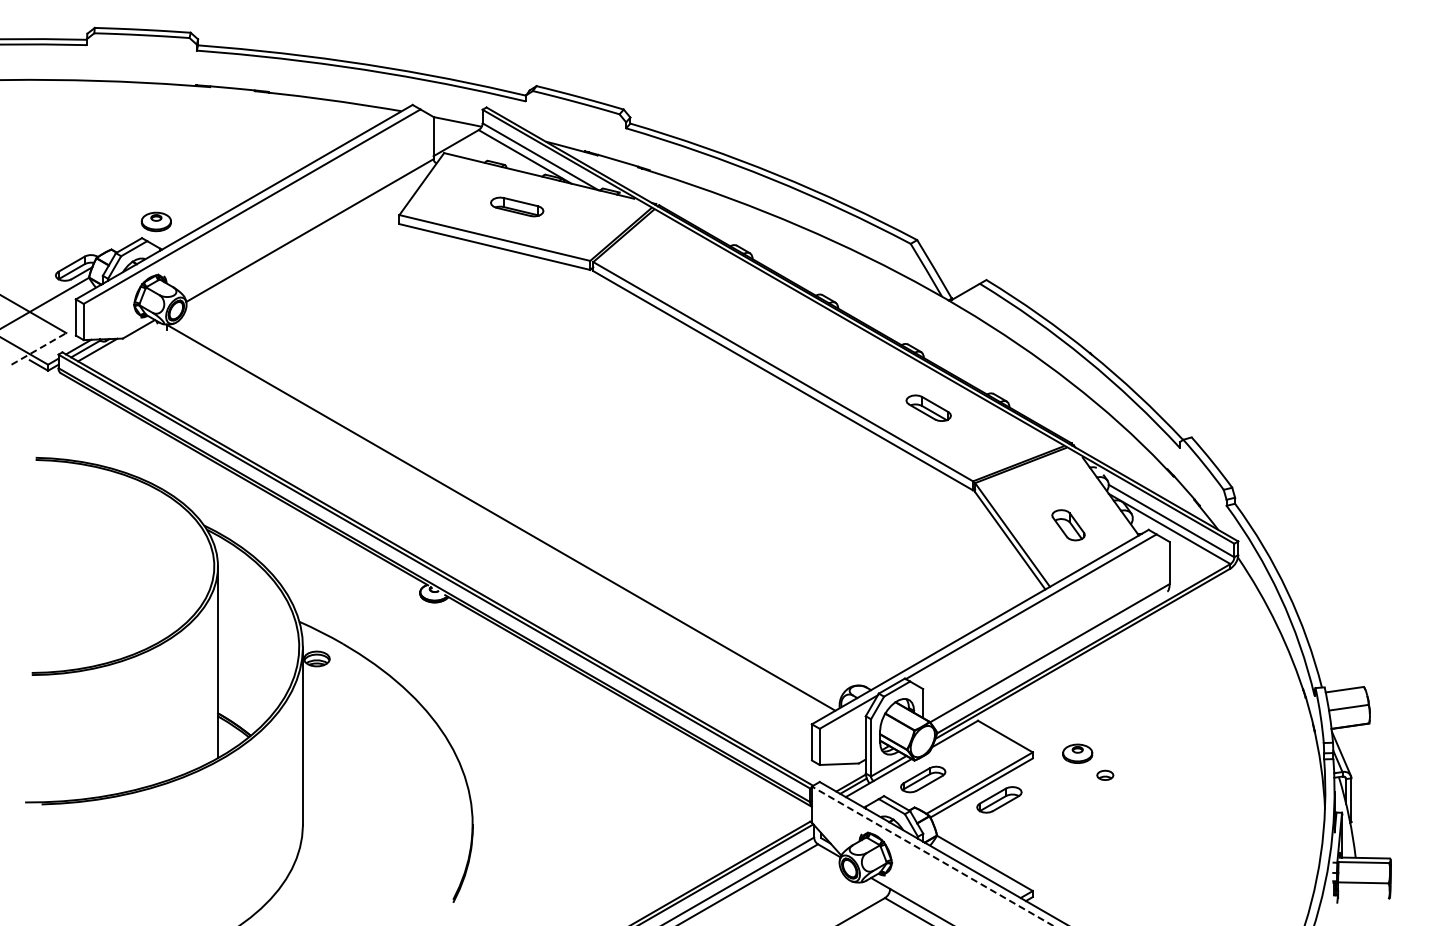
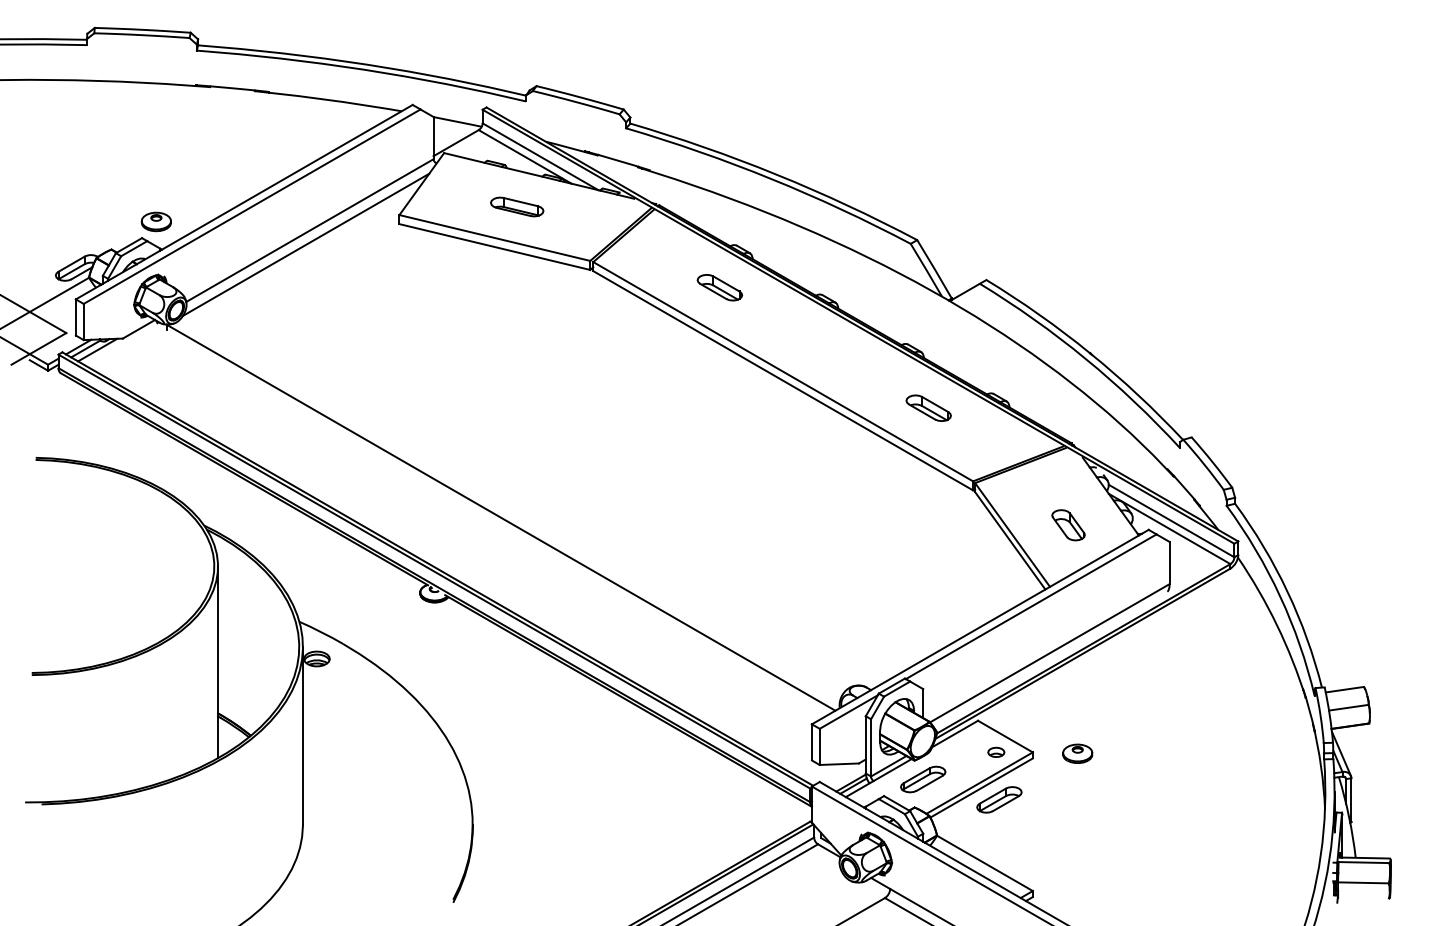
line: none -> present (306, 244)
part: none -> present (719, 287)
line: dashed -> solid (38, 348)
part position: (1105, 774) -> (996, 751) (996, 751)
line: dashed -> solid (932, 856)
